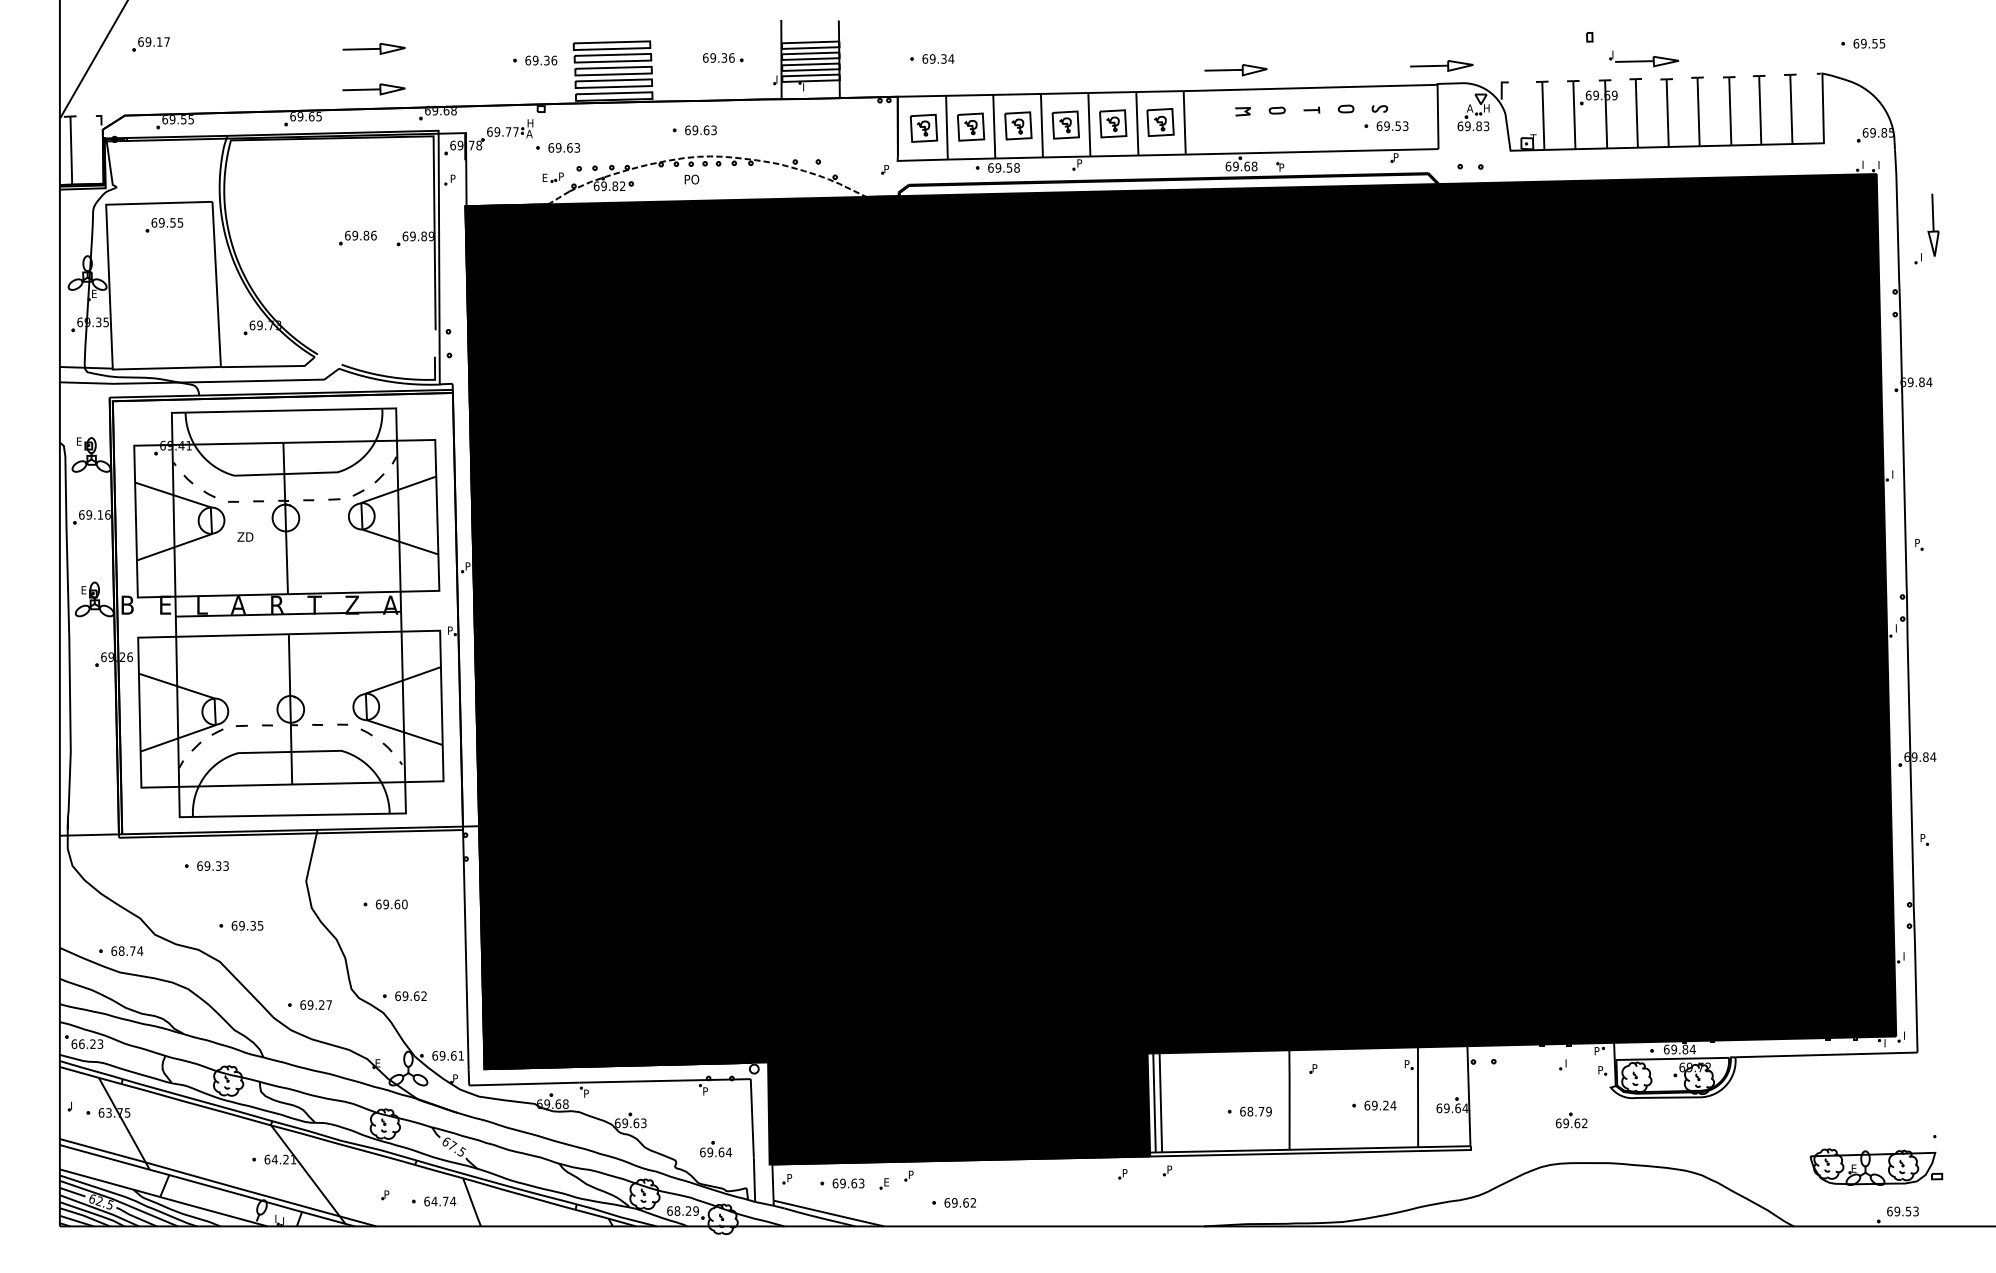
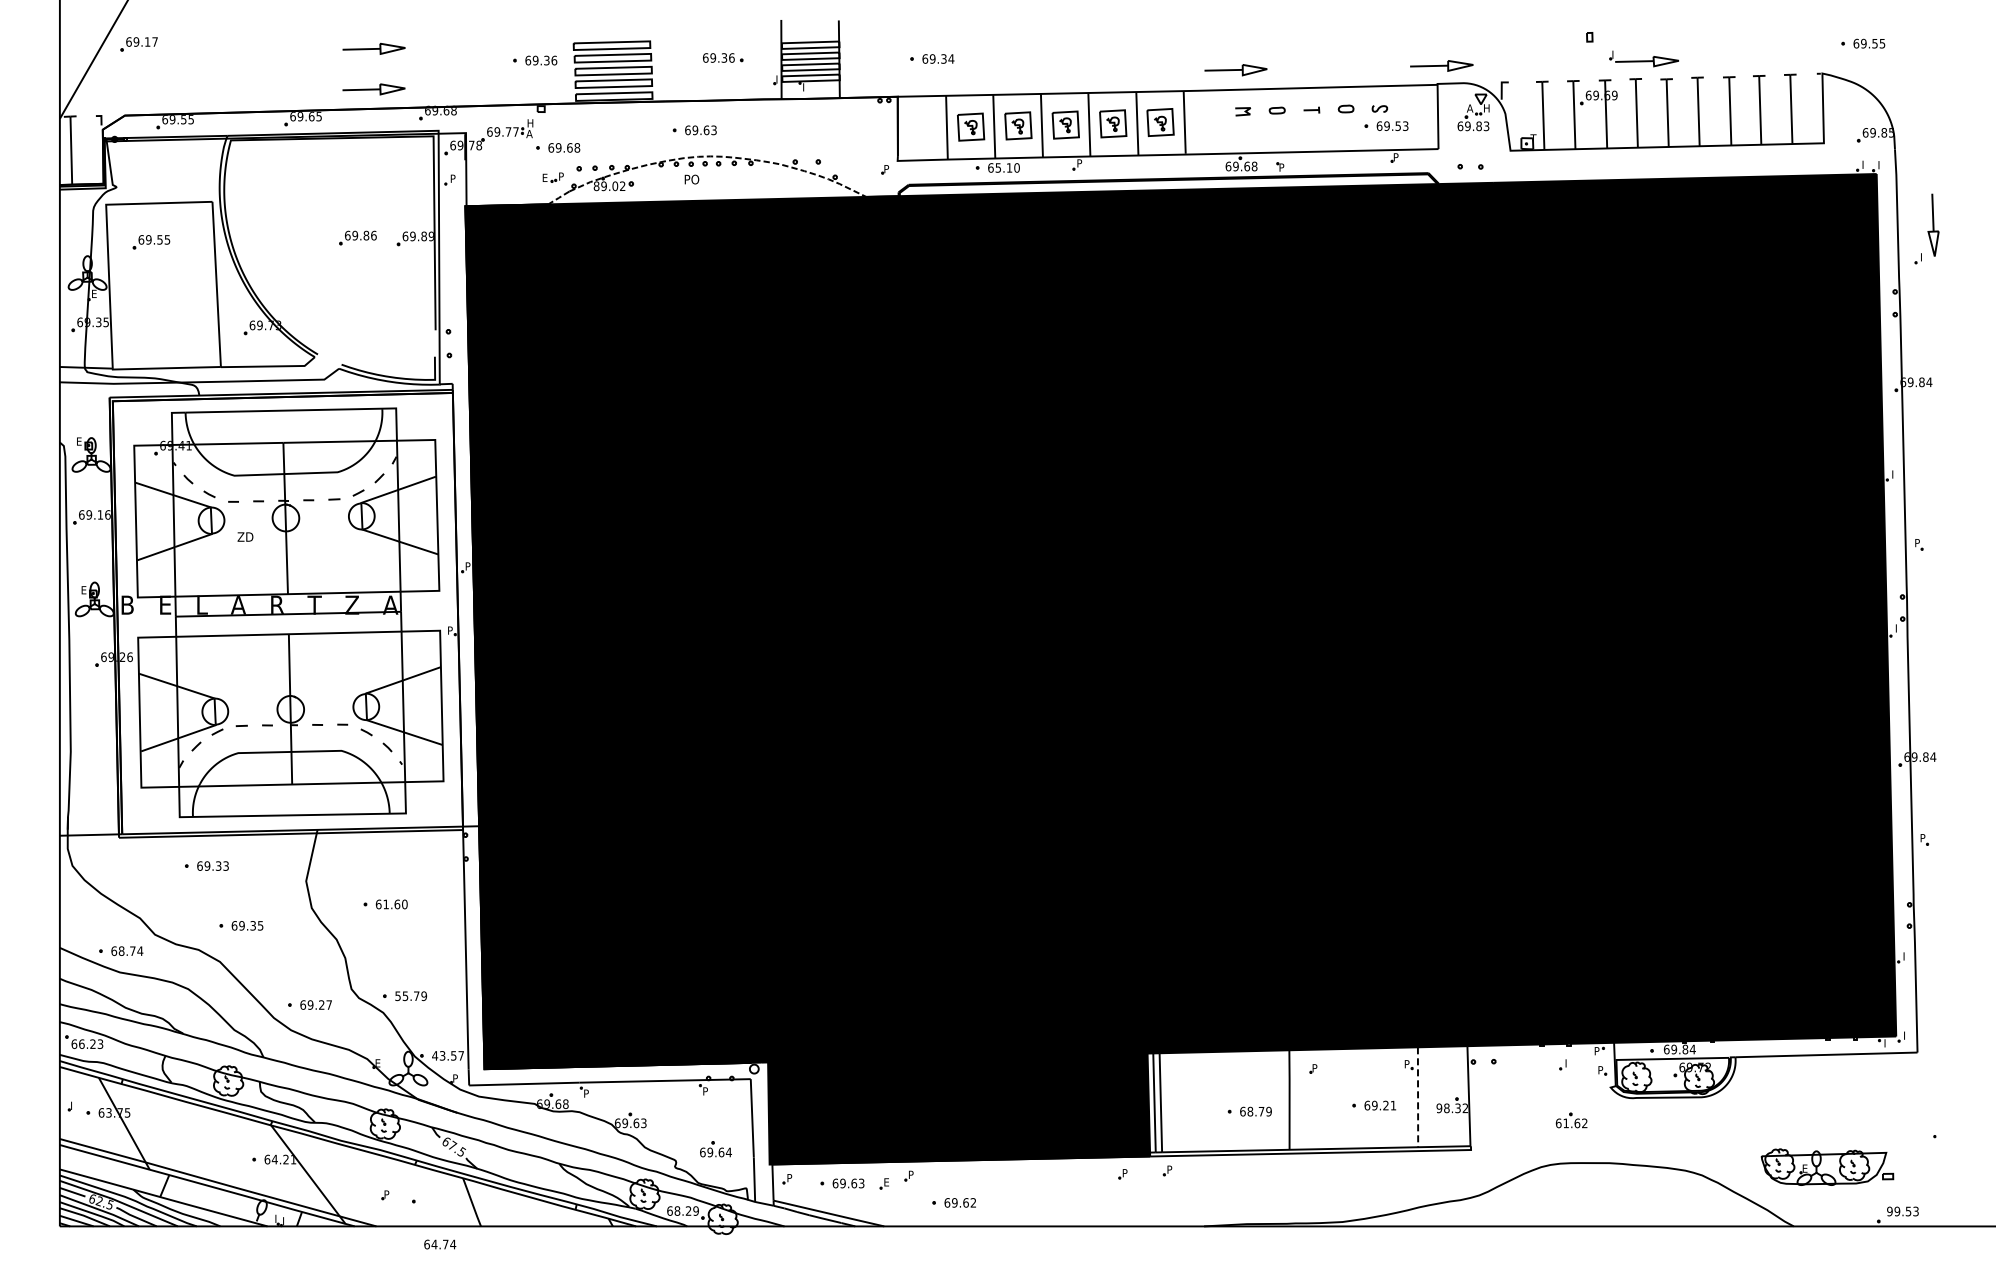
part position: (150, 44) -> (138, 44) (138, 44)
part: present -> none (923, 127)
text: 69.63 -> 69.68 (577, 147)
text: 69.58 -> 65.10 (1007, 167)
text: 69.82 -> 89.02 (605, 185)
part position: (164, 225) -> (151, 242) (151, 242)
text: 69.60 -> 61.60 (386, 904)
text: 69.62 -> 55.79 (411, 996)
text: 69.61 -> 43.57 (447, 1055)
line: solid -> dashed (1418, 1097)
text: 69.24 -> 69.21 (1393, 1105)
text: 69.64 -> 98.32 (1452, 1108)
text: 69.62 -> 61.62 (1566, 1123)
part position: (1876, 1166) -> (1827, 1166) (1827, 1166)
text position: (440, 1201) -> (440, 1244) (440, 1244)
text: 69.53 -> 99.53 (1889, 1211)
